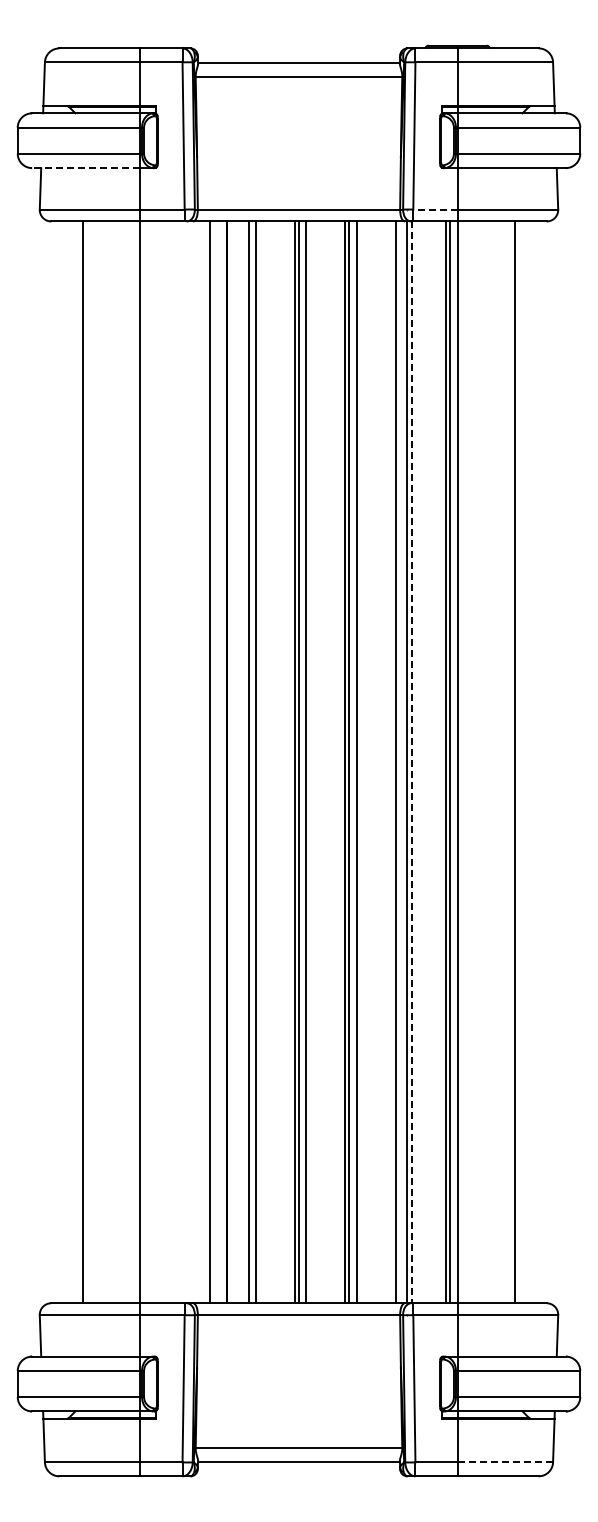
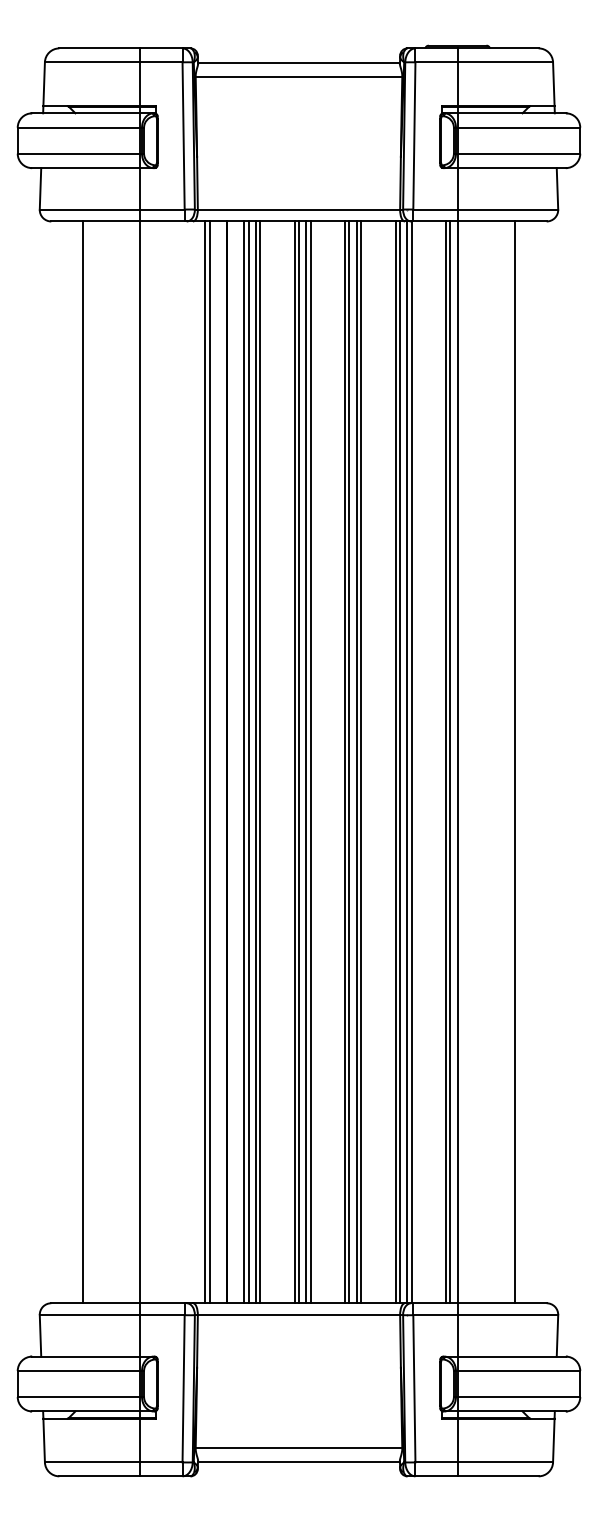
line: dashed -> solid (85, 168)
line: dashed -> solid (434, 209)
line: none -> present (205, 762)
line: none -> present (244, 762)
line: none -> present (260, 762)
line: none -> present (310, 762)
line: none -> present (361, 762)
line: none -> present (399, 762)
line: dashed -> solid (411, 762)
line: dashed -> solid (505, 1462)
